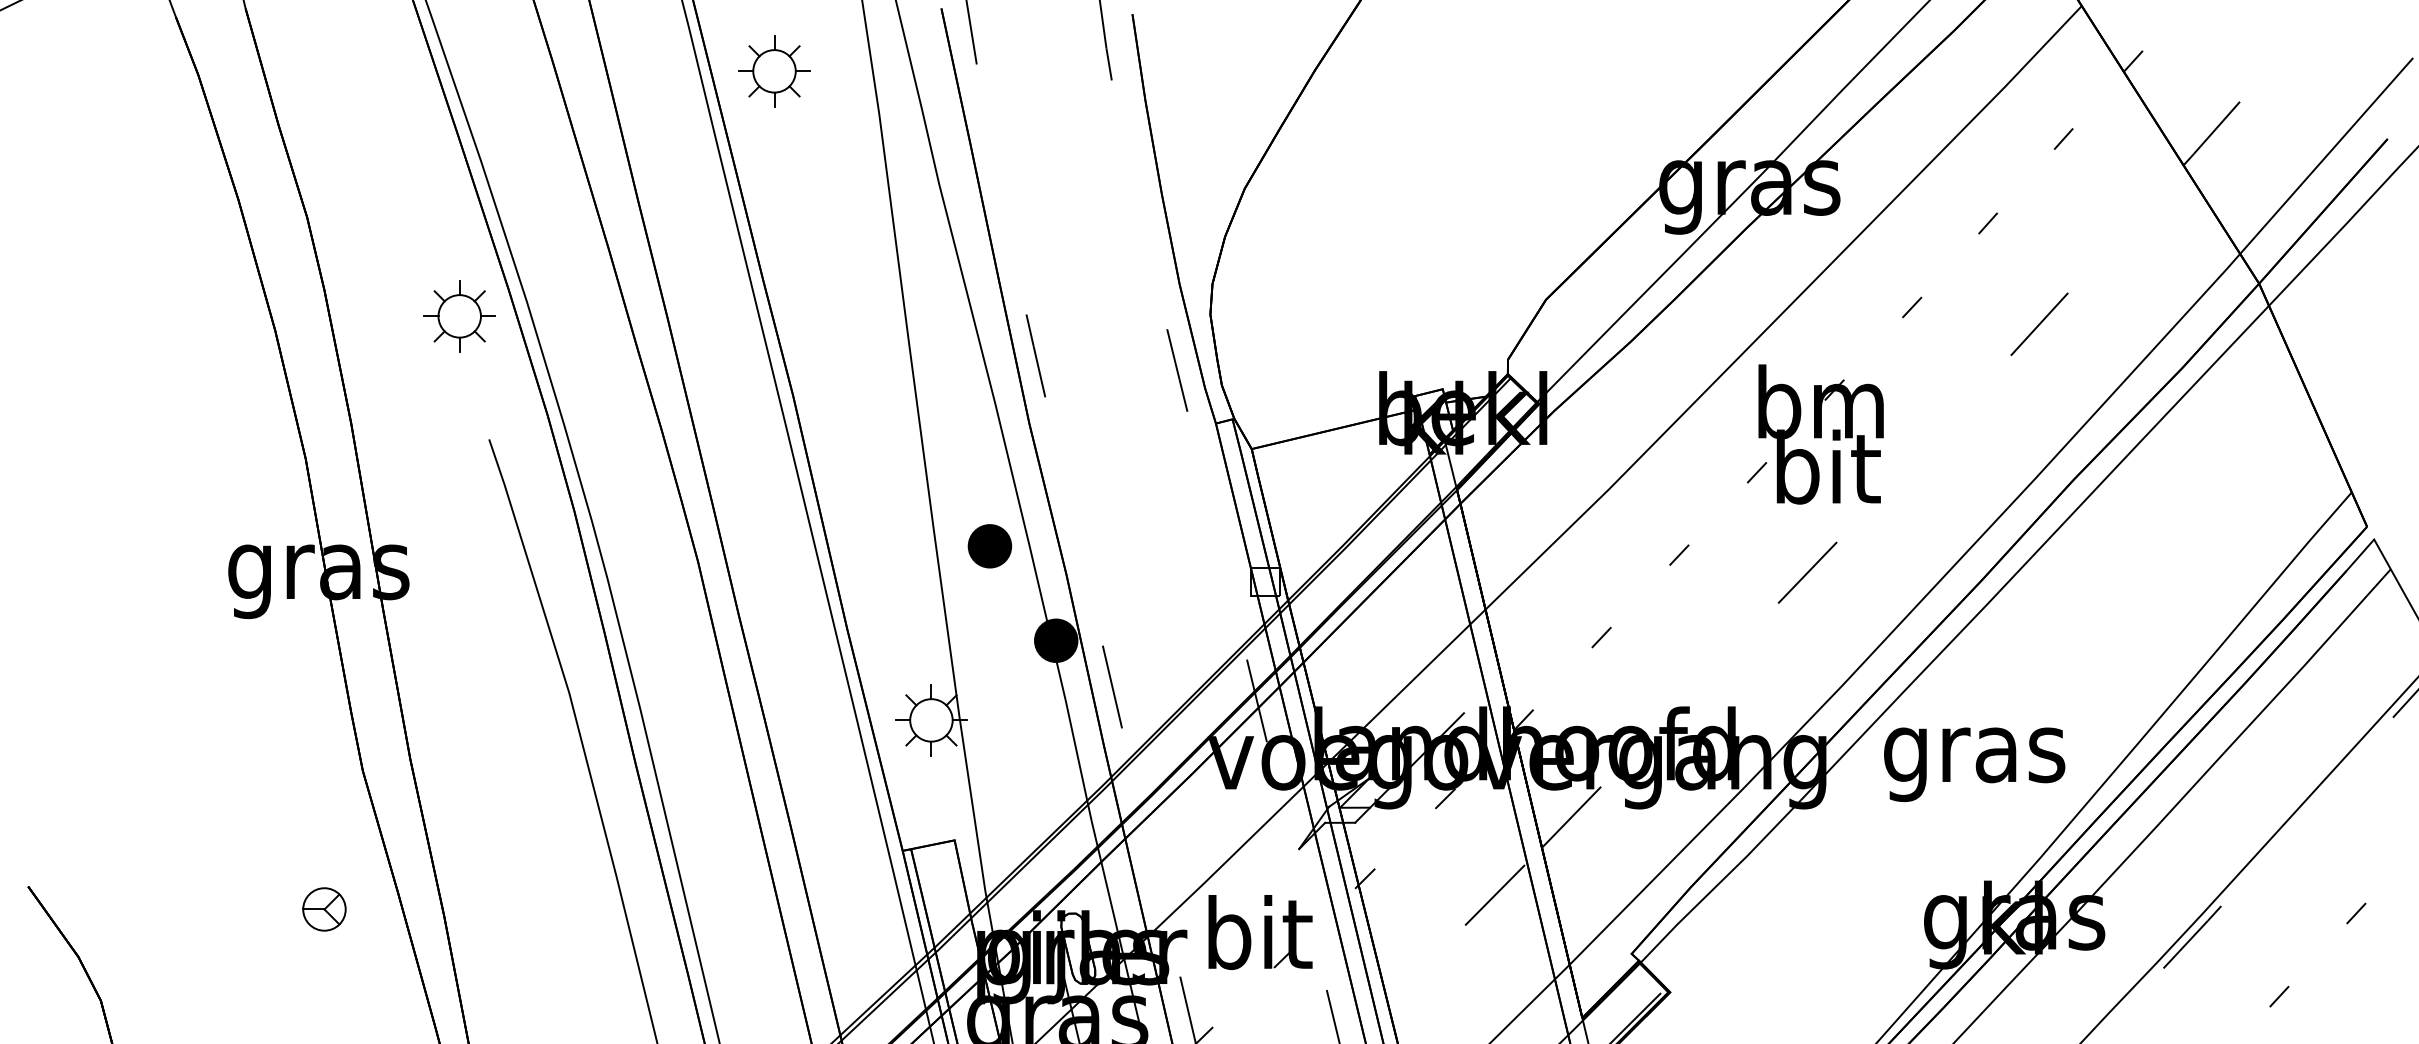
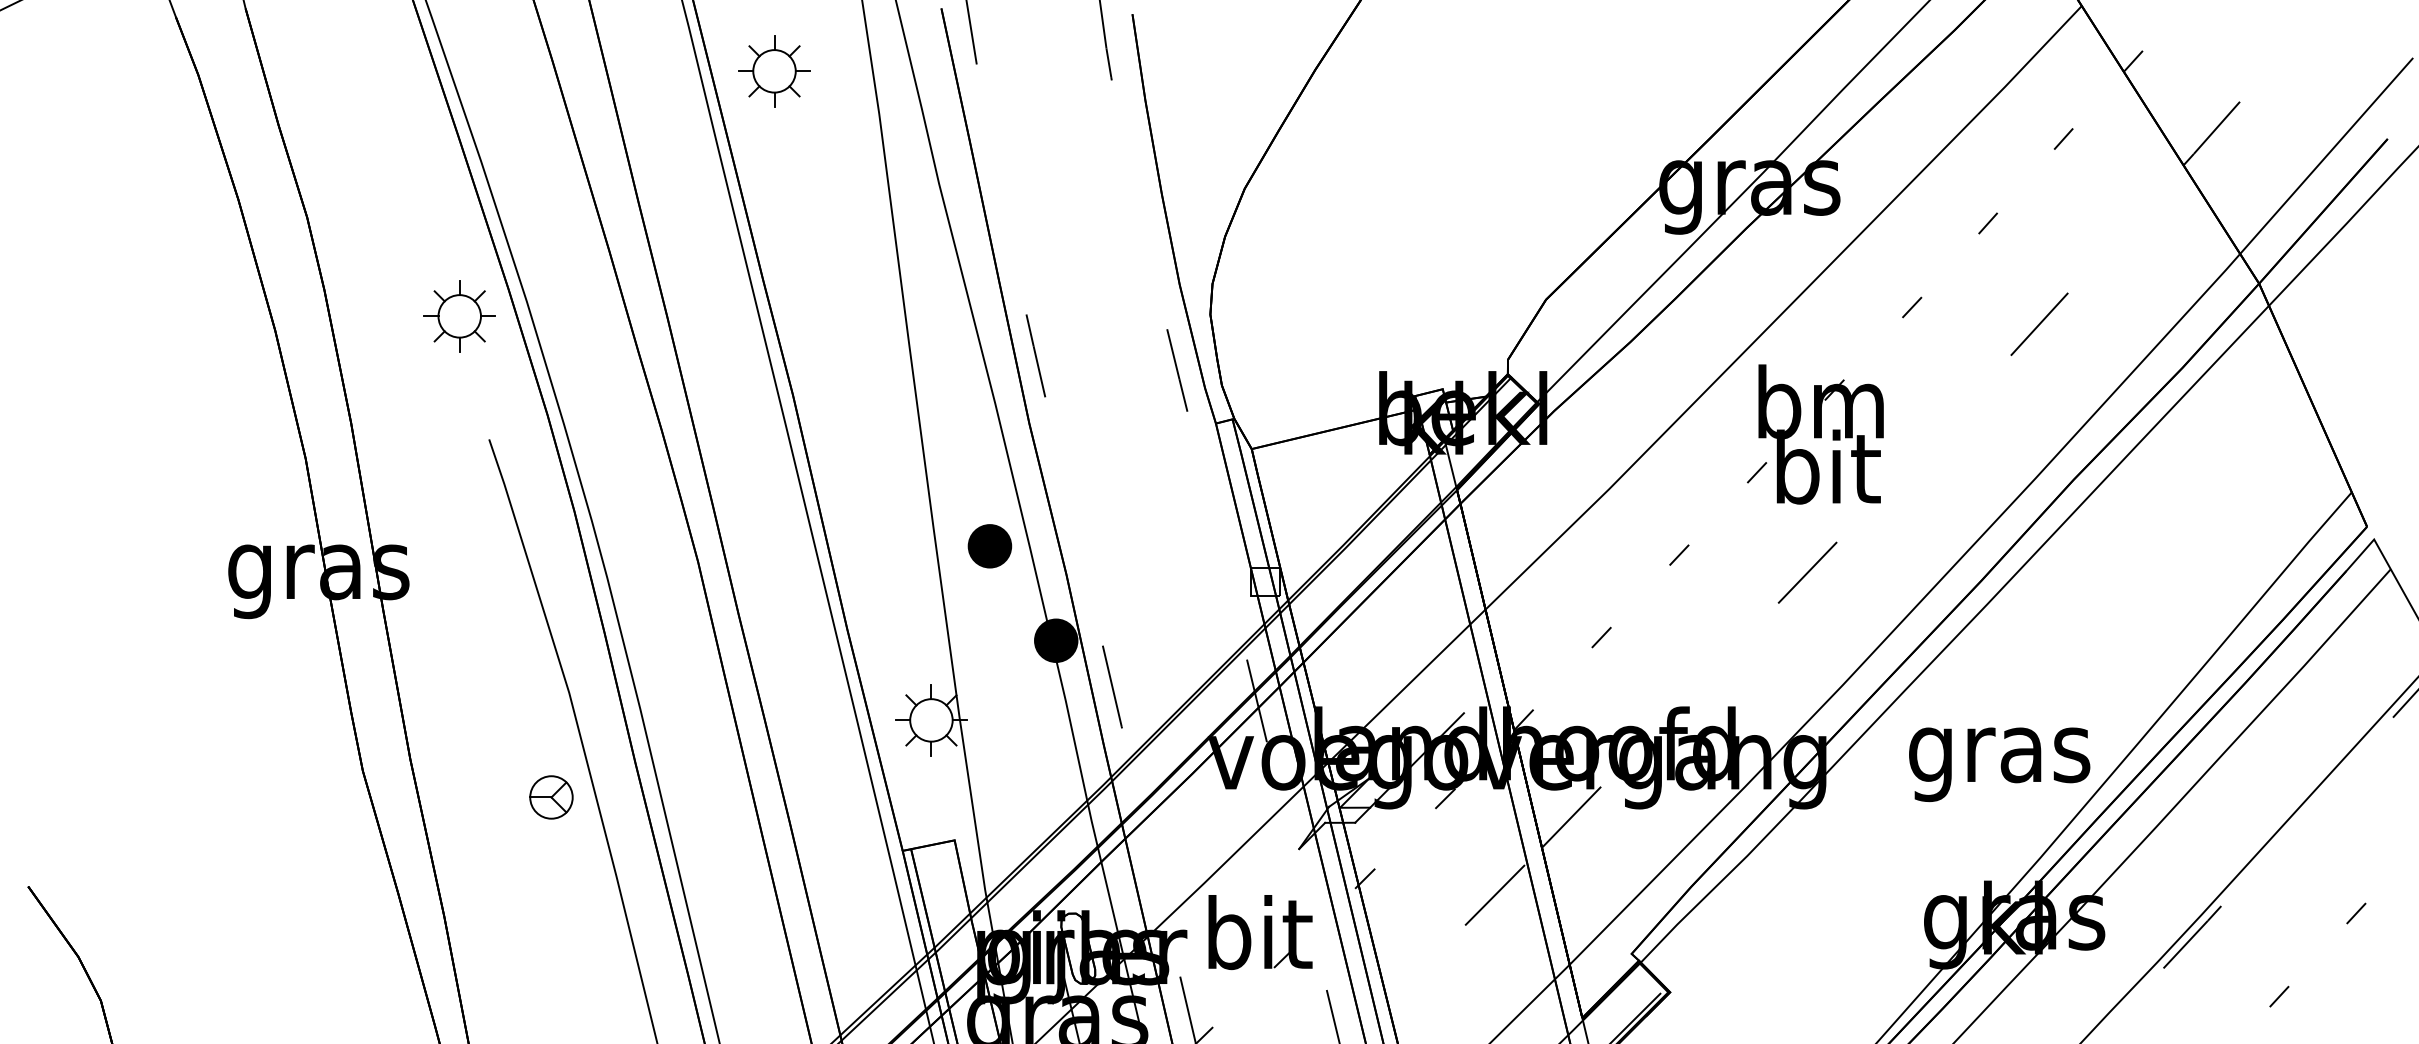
text position: (1974, 764) -> (1999, 764) (1999, 764)
part position: (324, 909) -> (551, 797) (551, 797)
